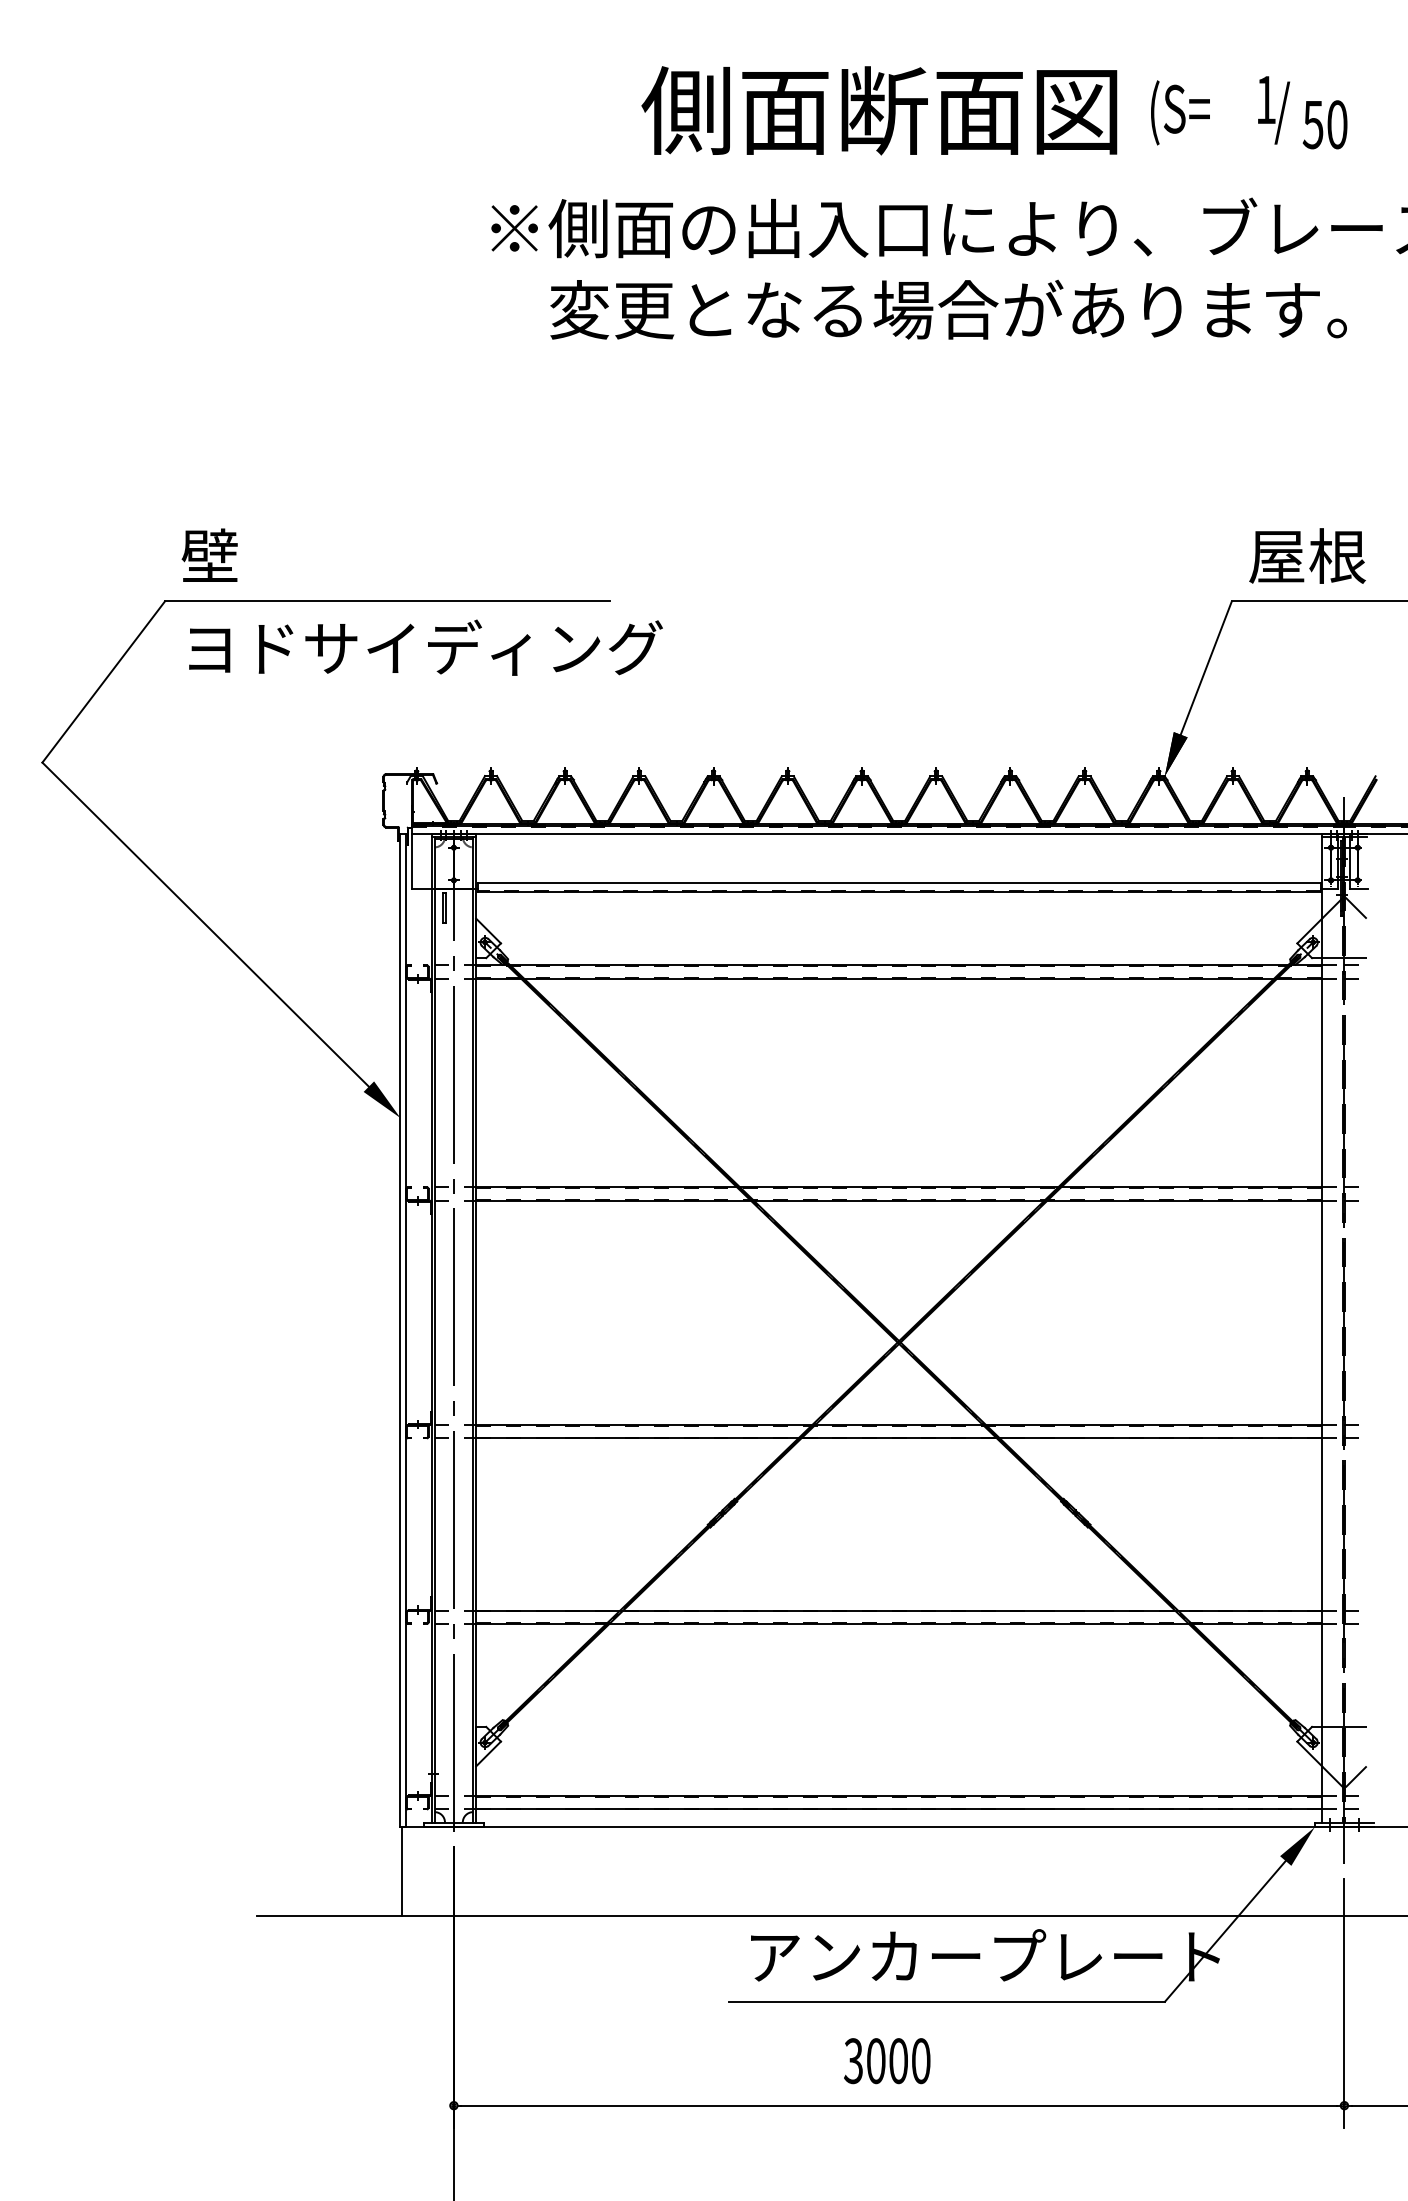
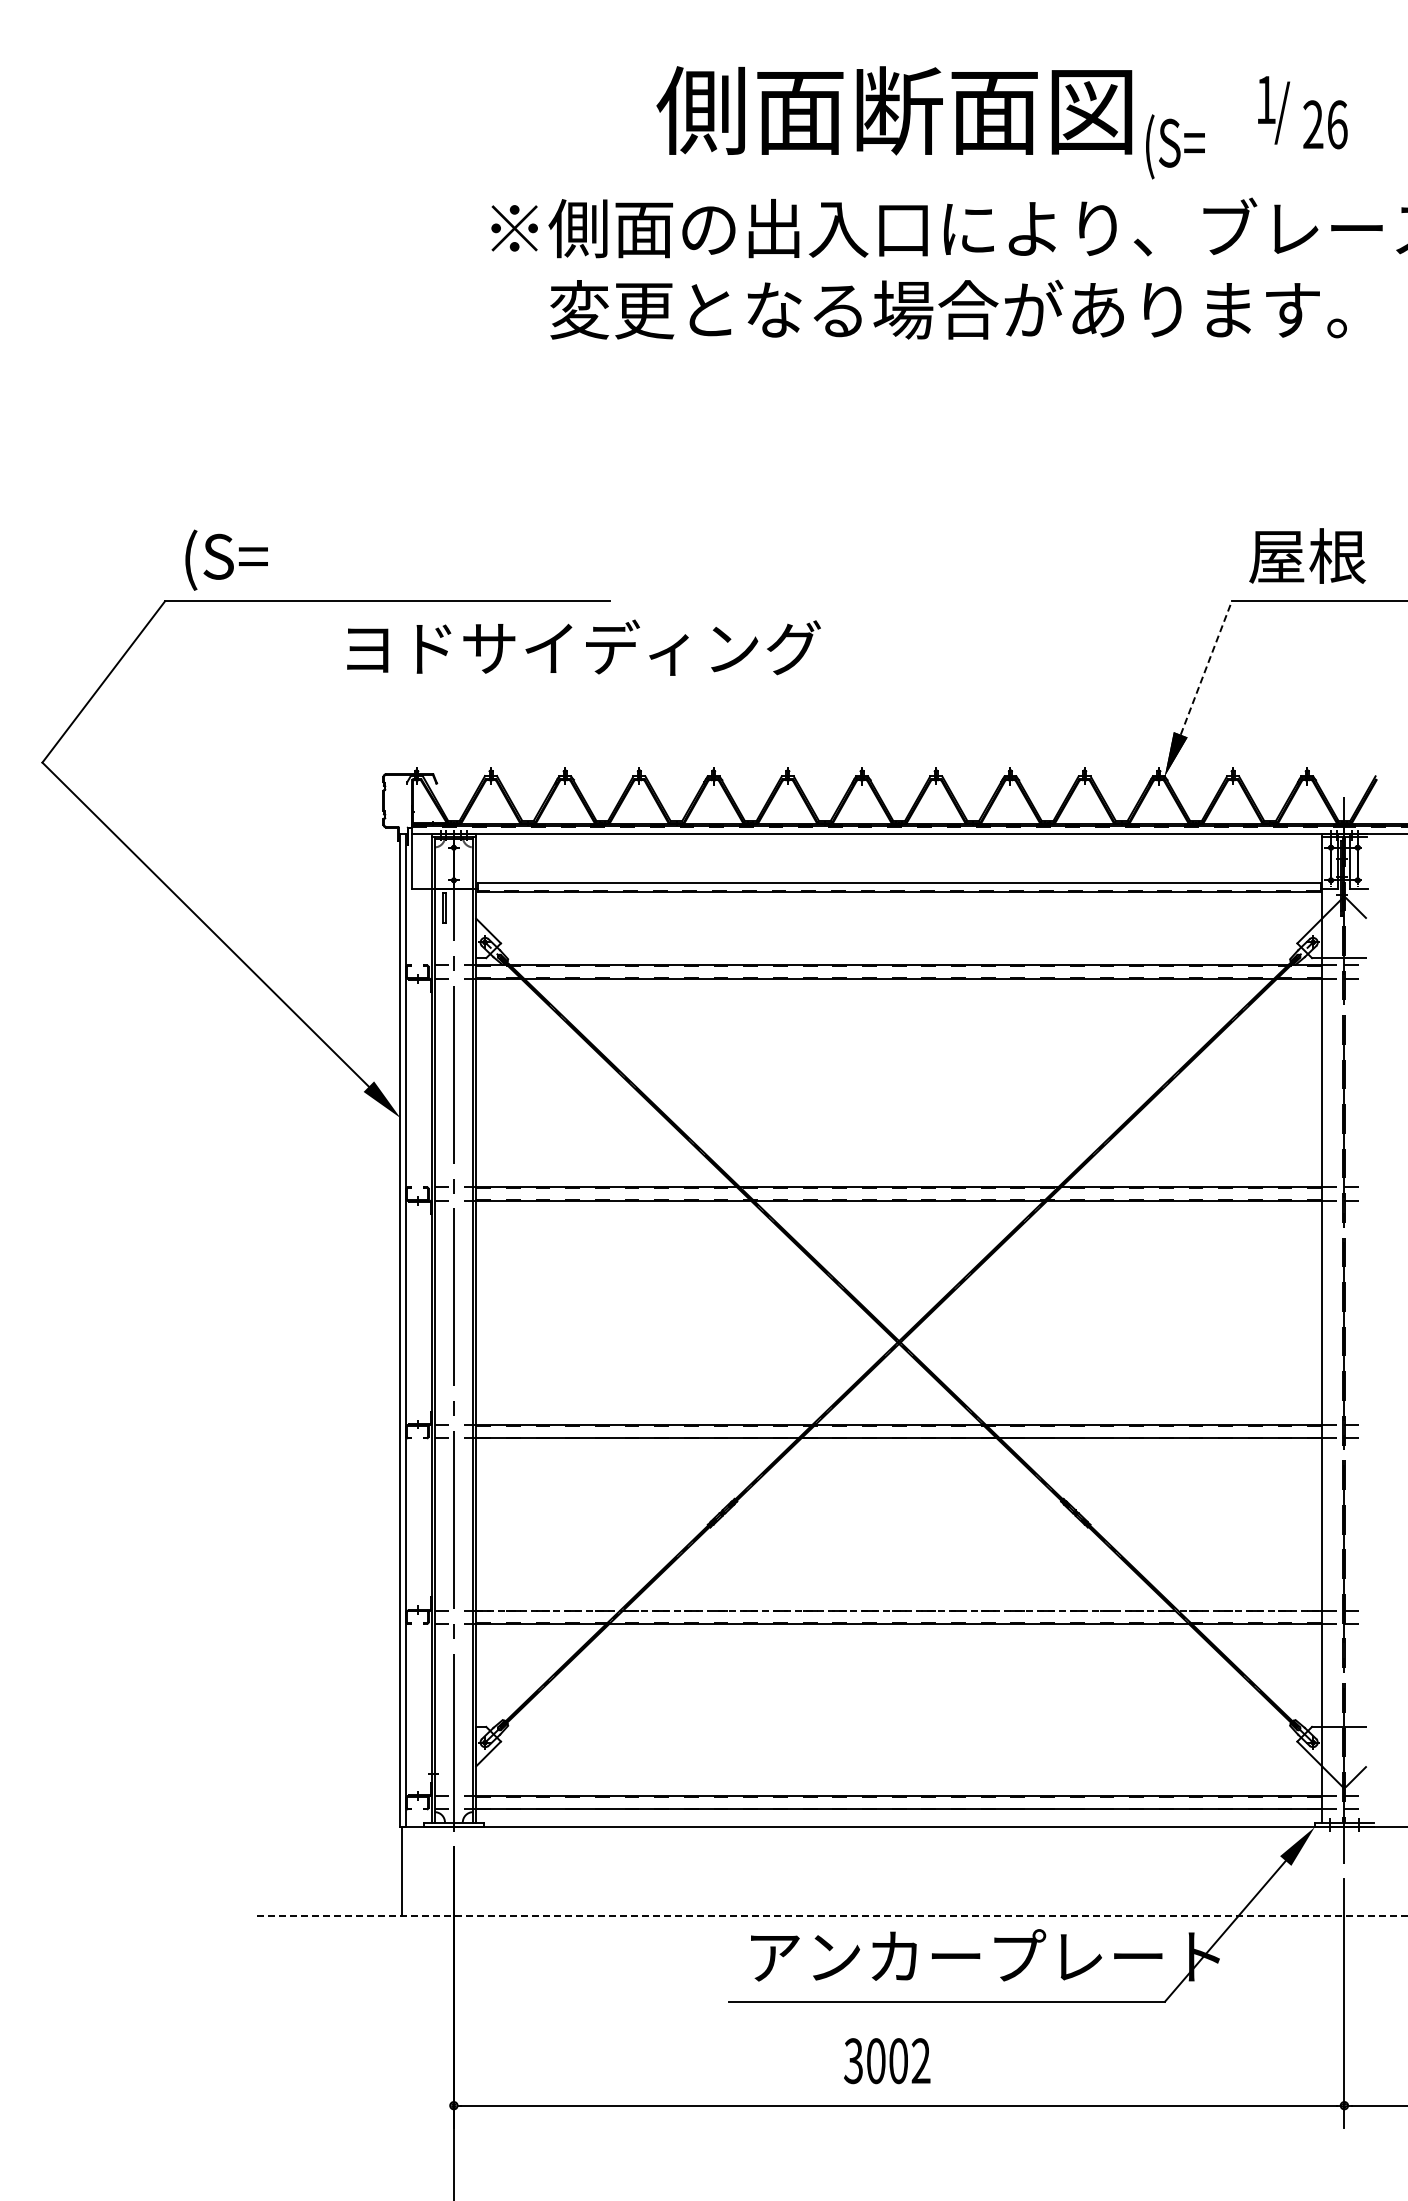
text position: (879, 110) -> (894, 110) (894, 110)
text position: (1180, 112) -> (1175, 146) (1175, 146)
text: 50 -> 26 (1324, 124)
text: 壁 -> (S= (224, 559)
text position: (425, 647) -> (583, 647) (583, 647)
line: solid -> dashed (1206, 667)
line: solid -> dashed (899, 1610)
line: solid -> dashed (832, 1916)
text: 3000 -> 3002 (920, 2061)
